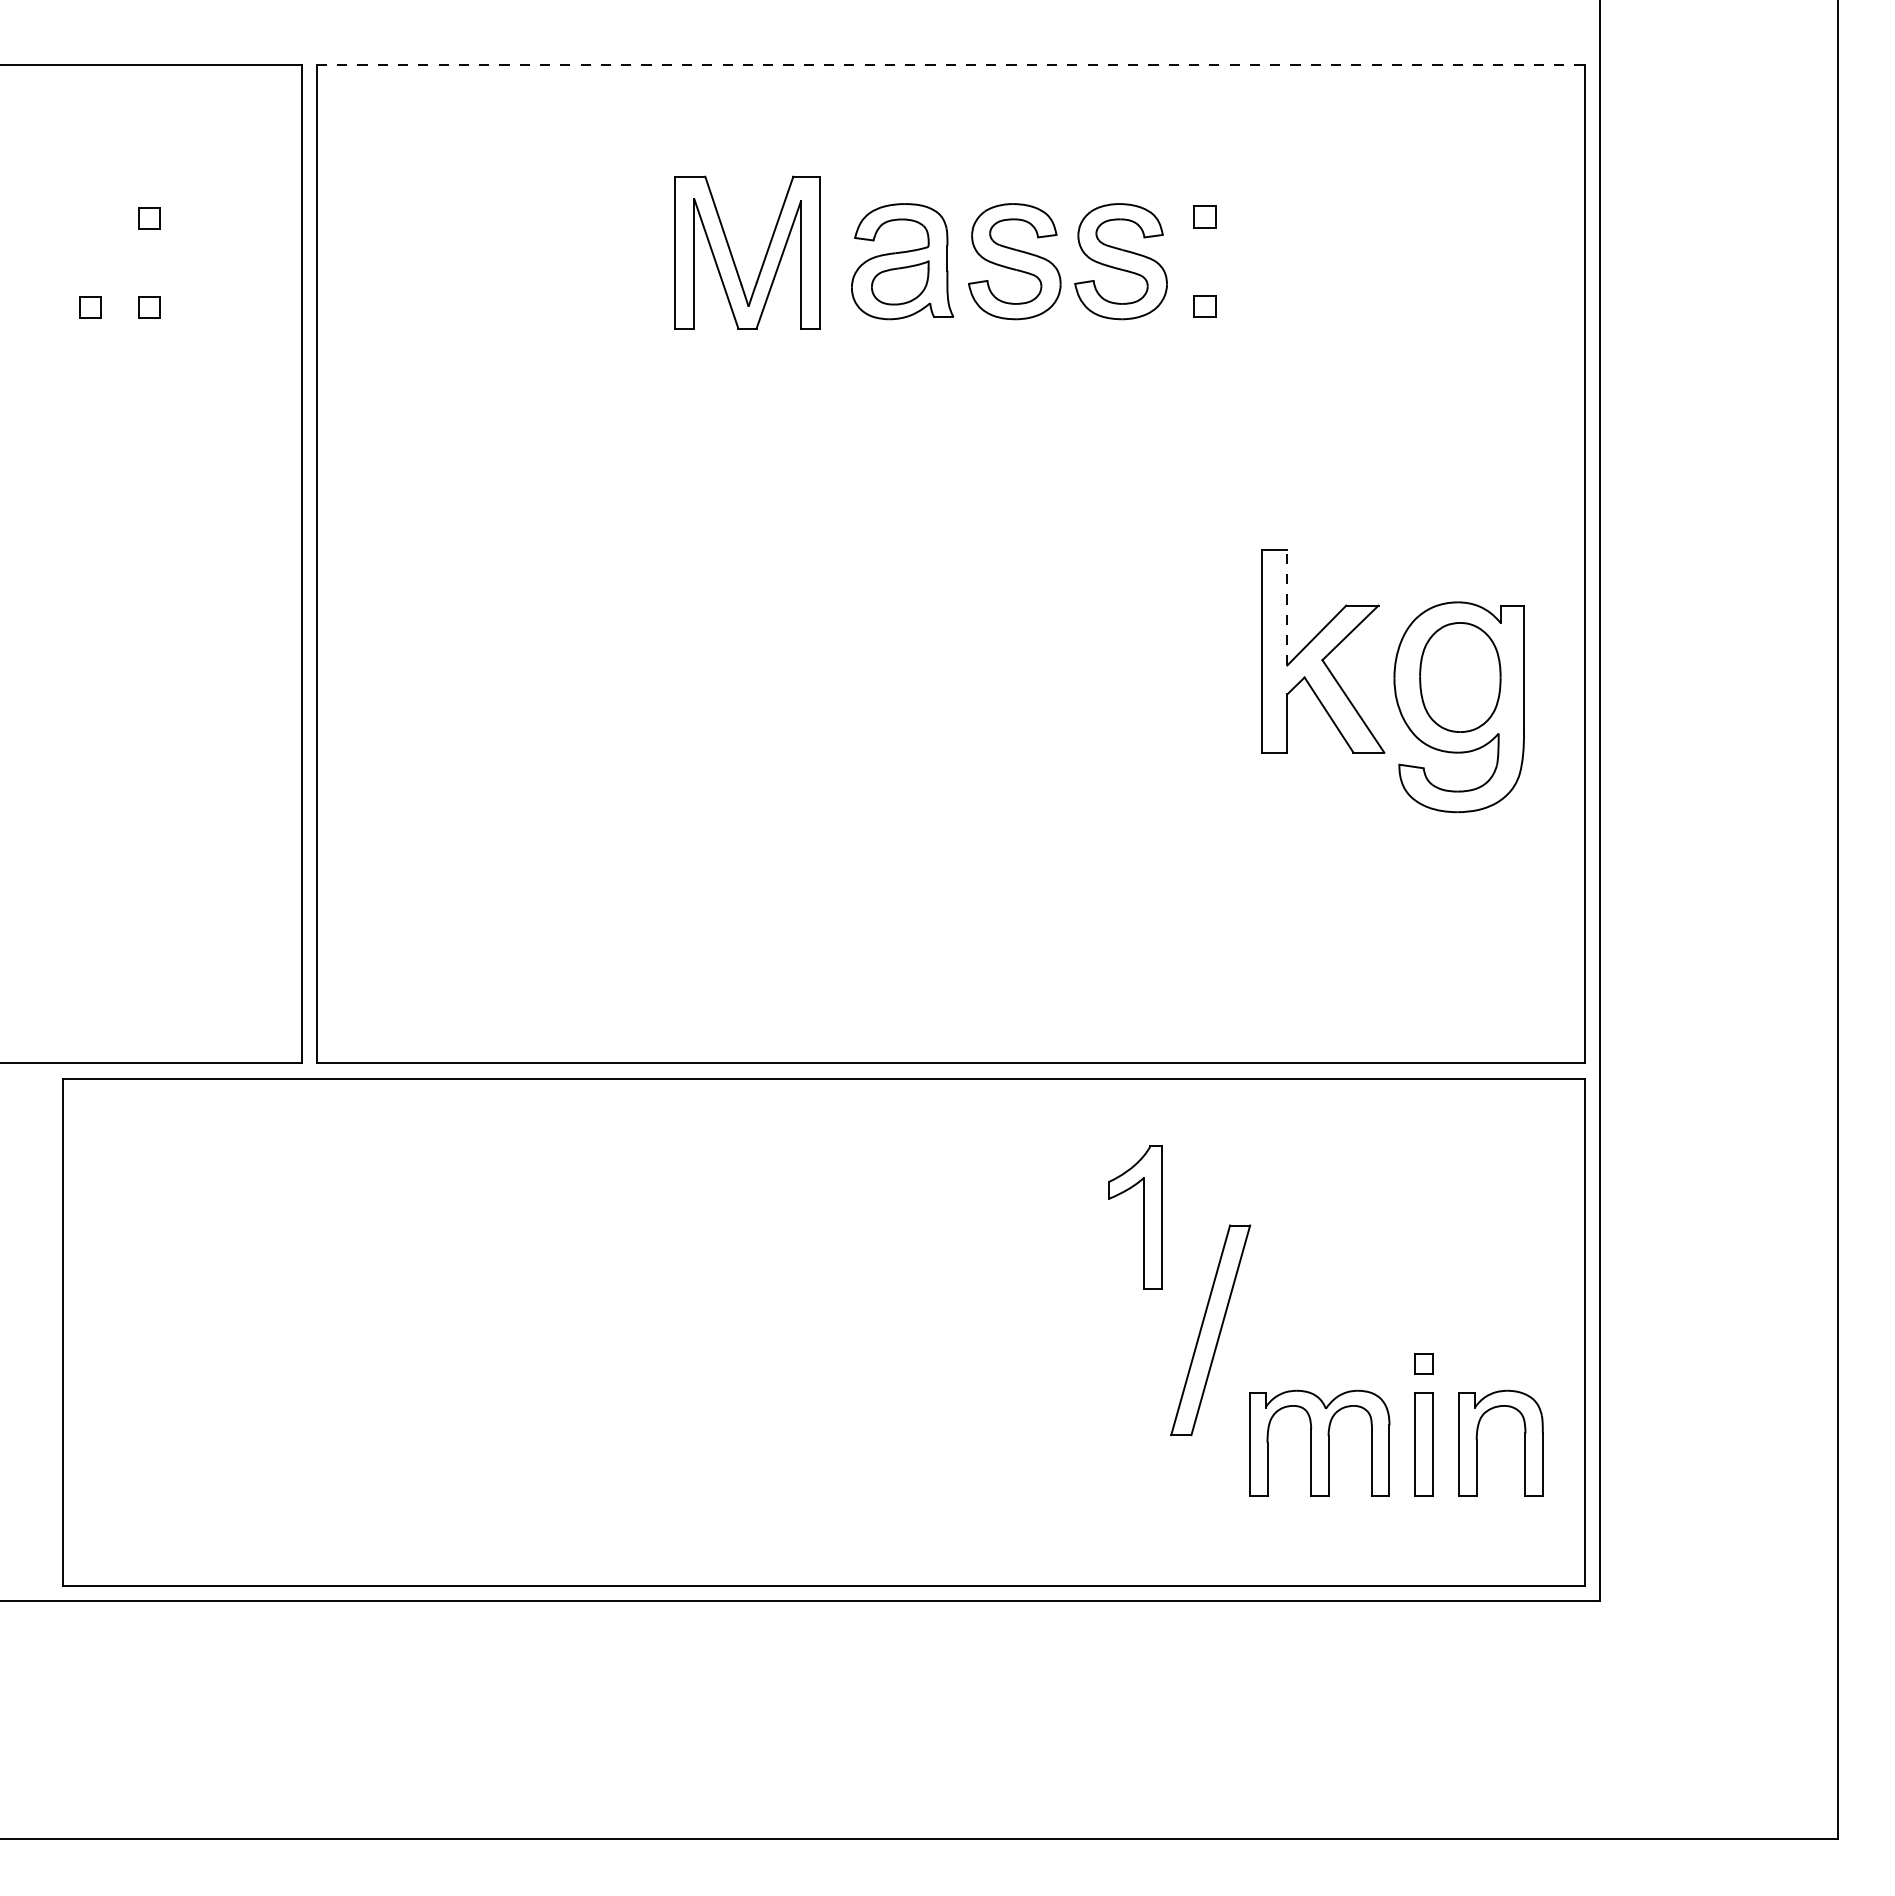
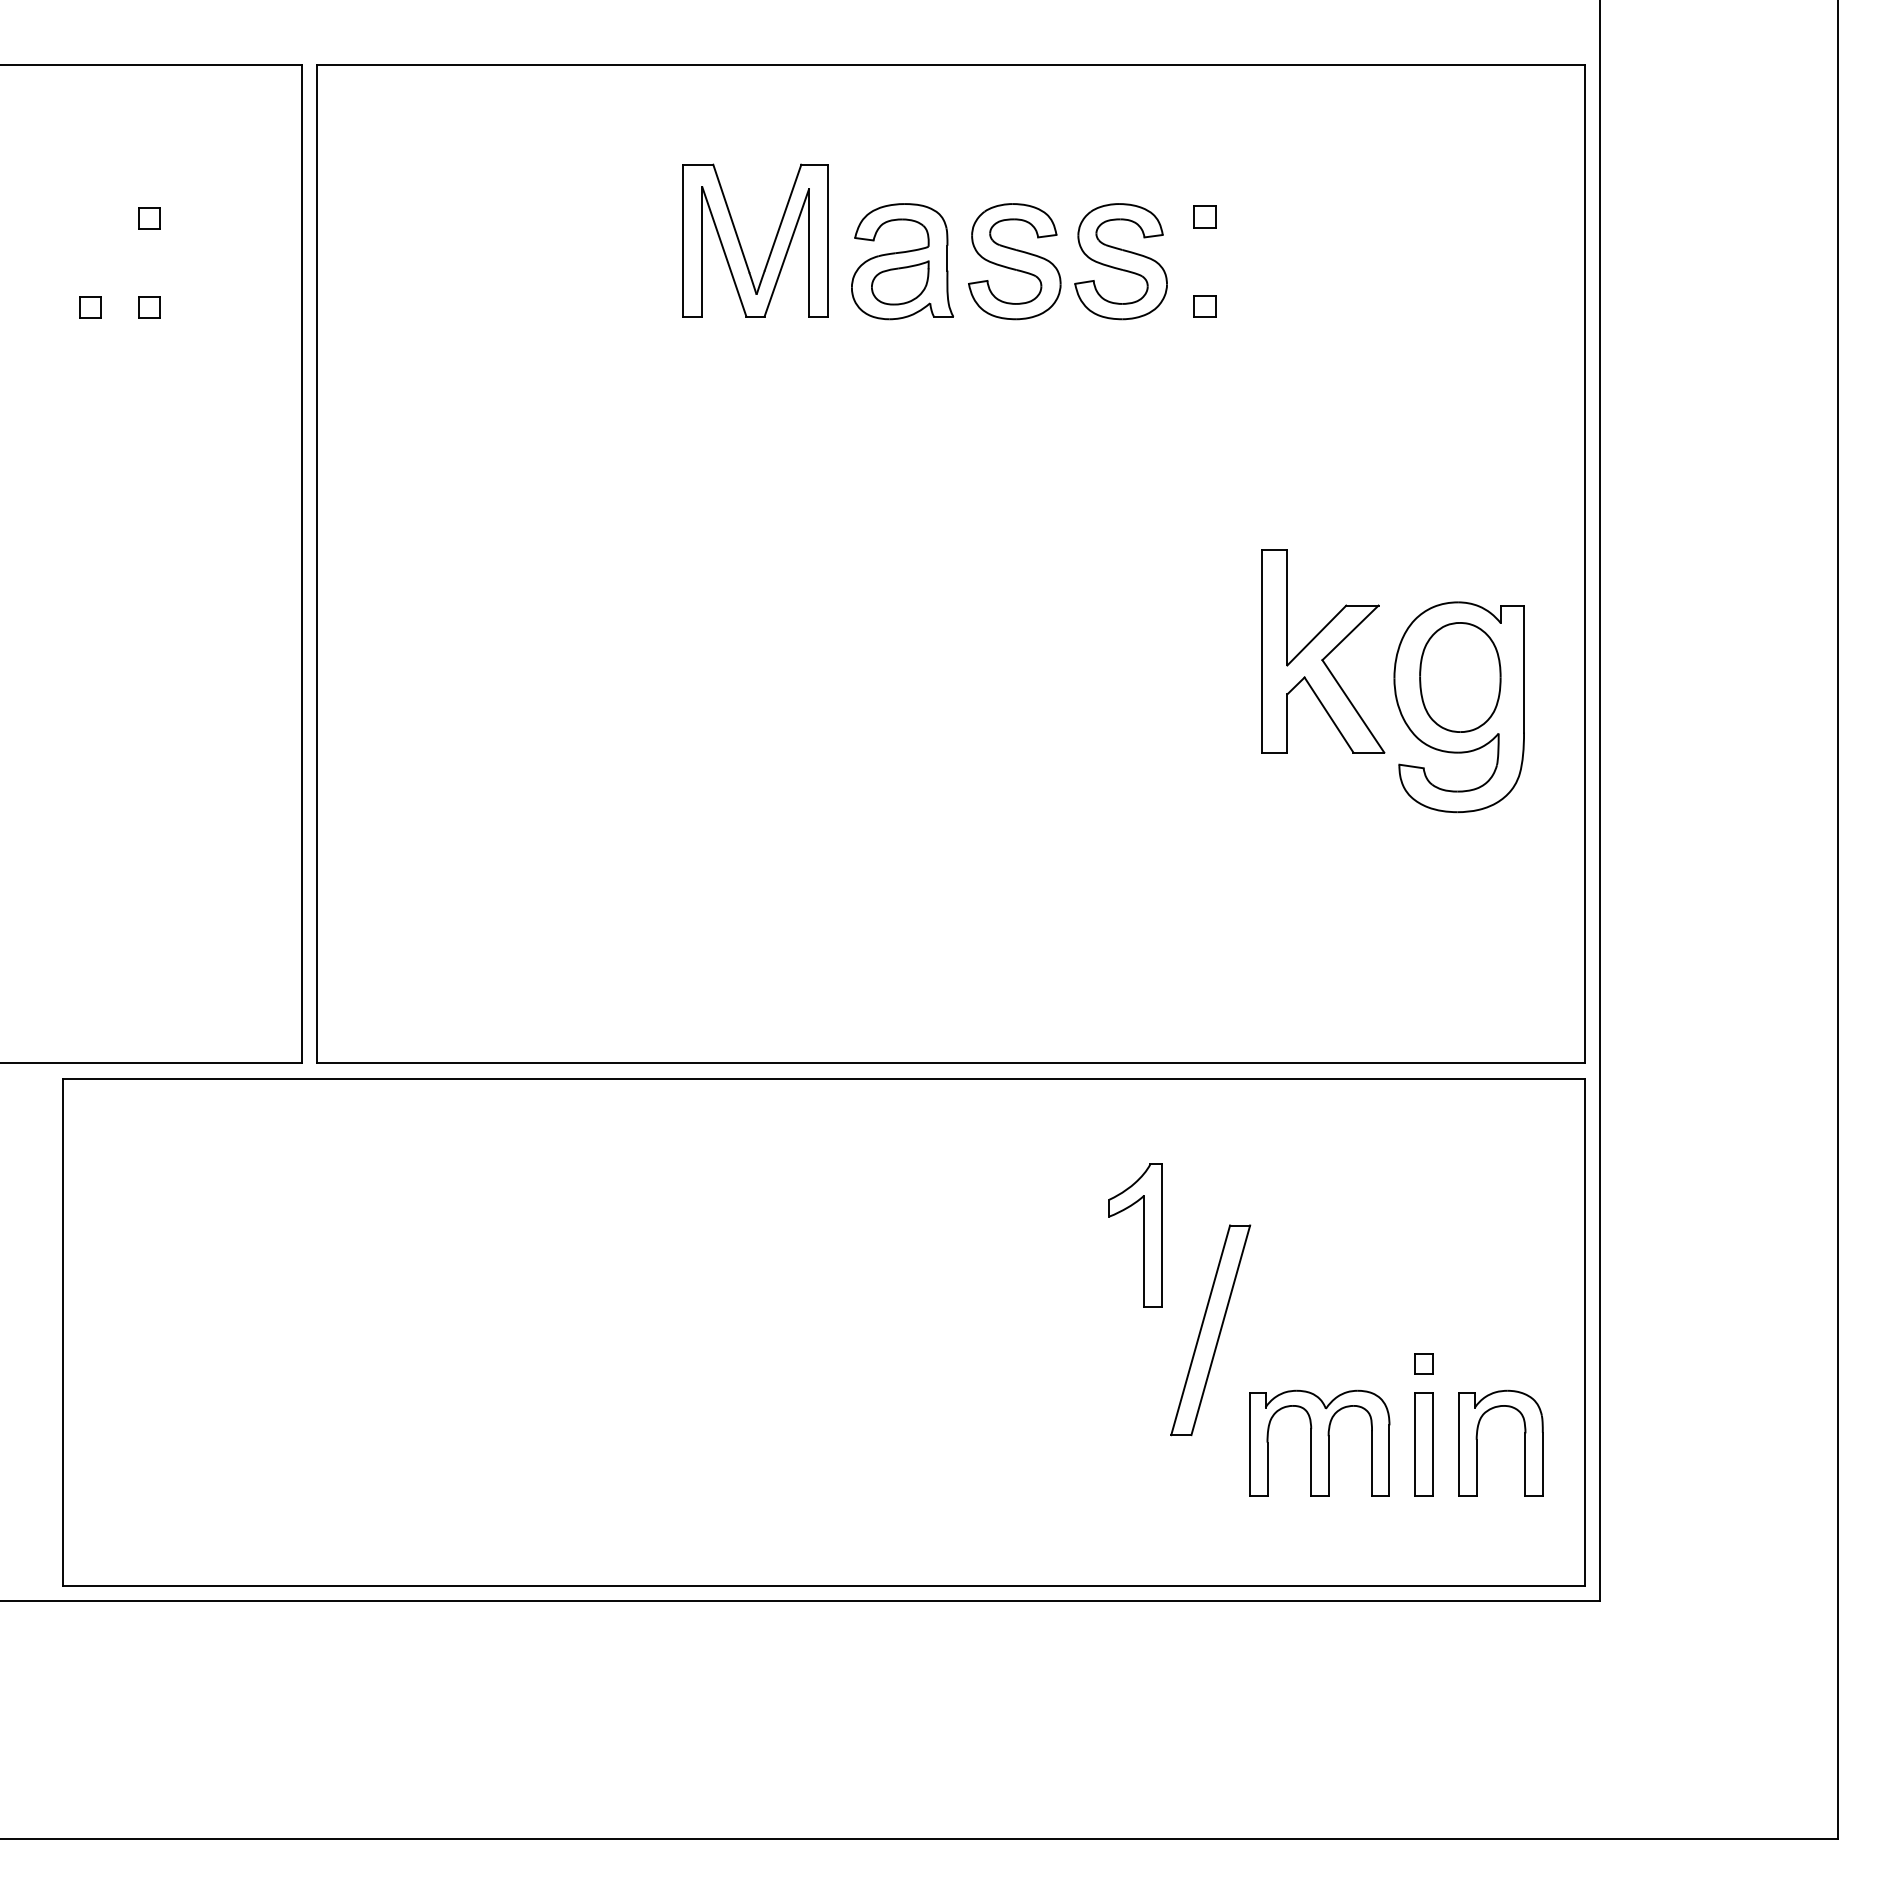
line: dashed -> solid (950, 64)
part position: (733, 257) -> (741, 245) (741, 245)
line: dashed -> solid (1287, 607)
part position: (1143, 1217) -> (1143, 1235) (1143, 1235)
